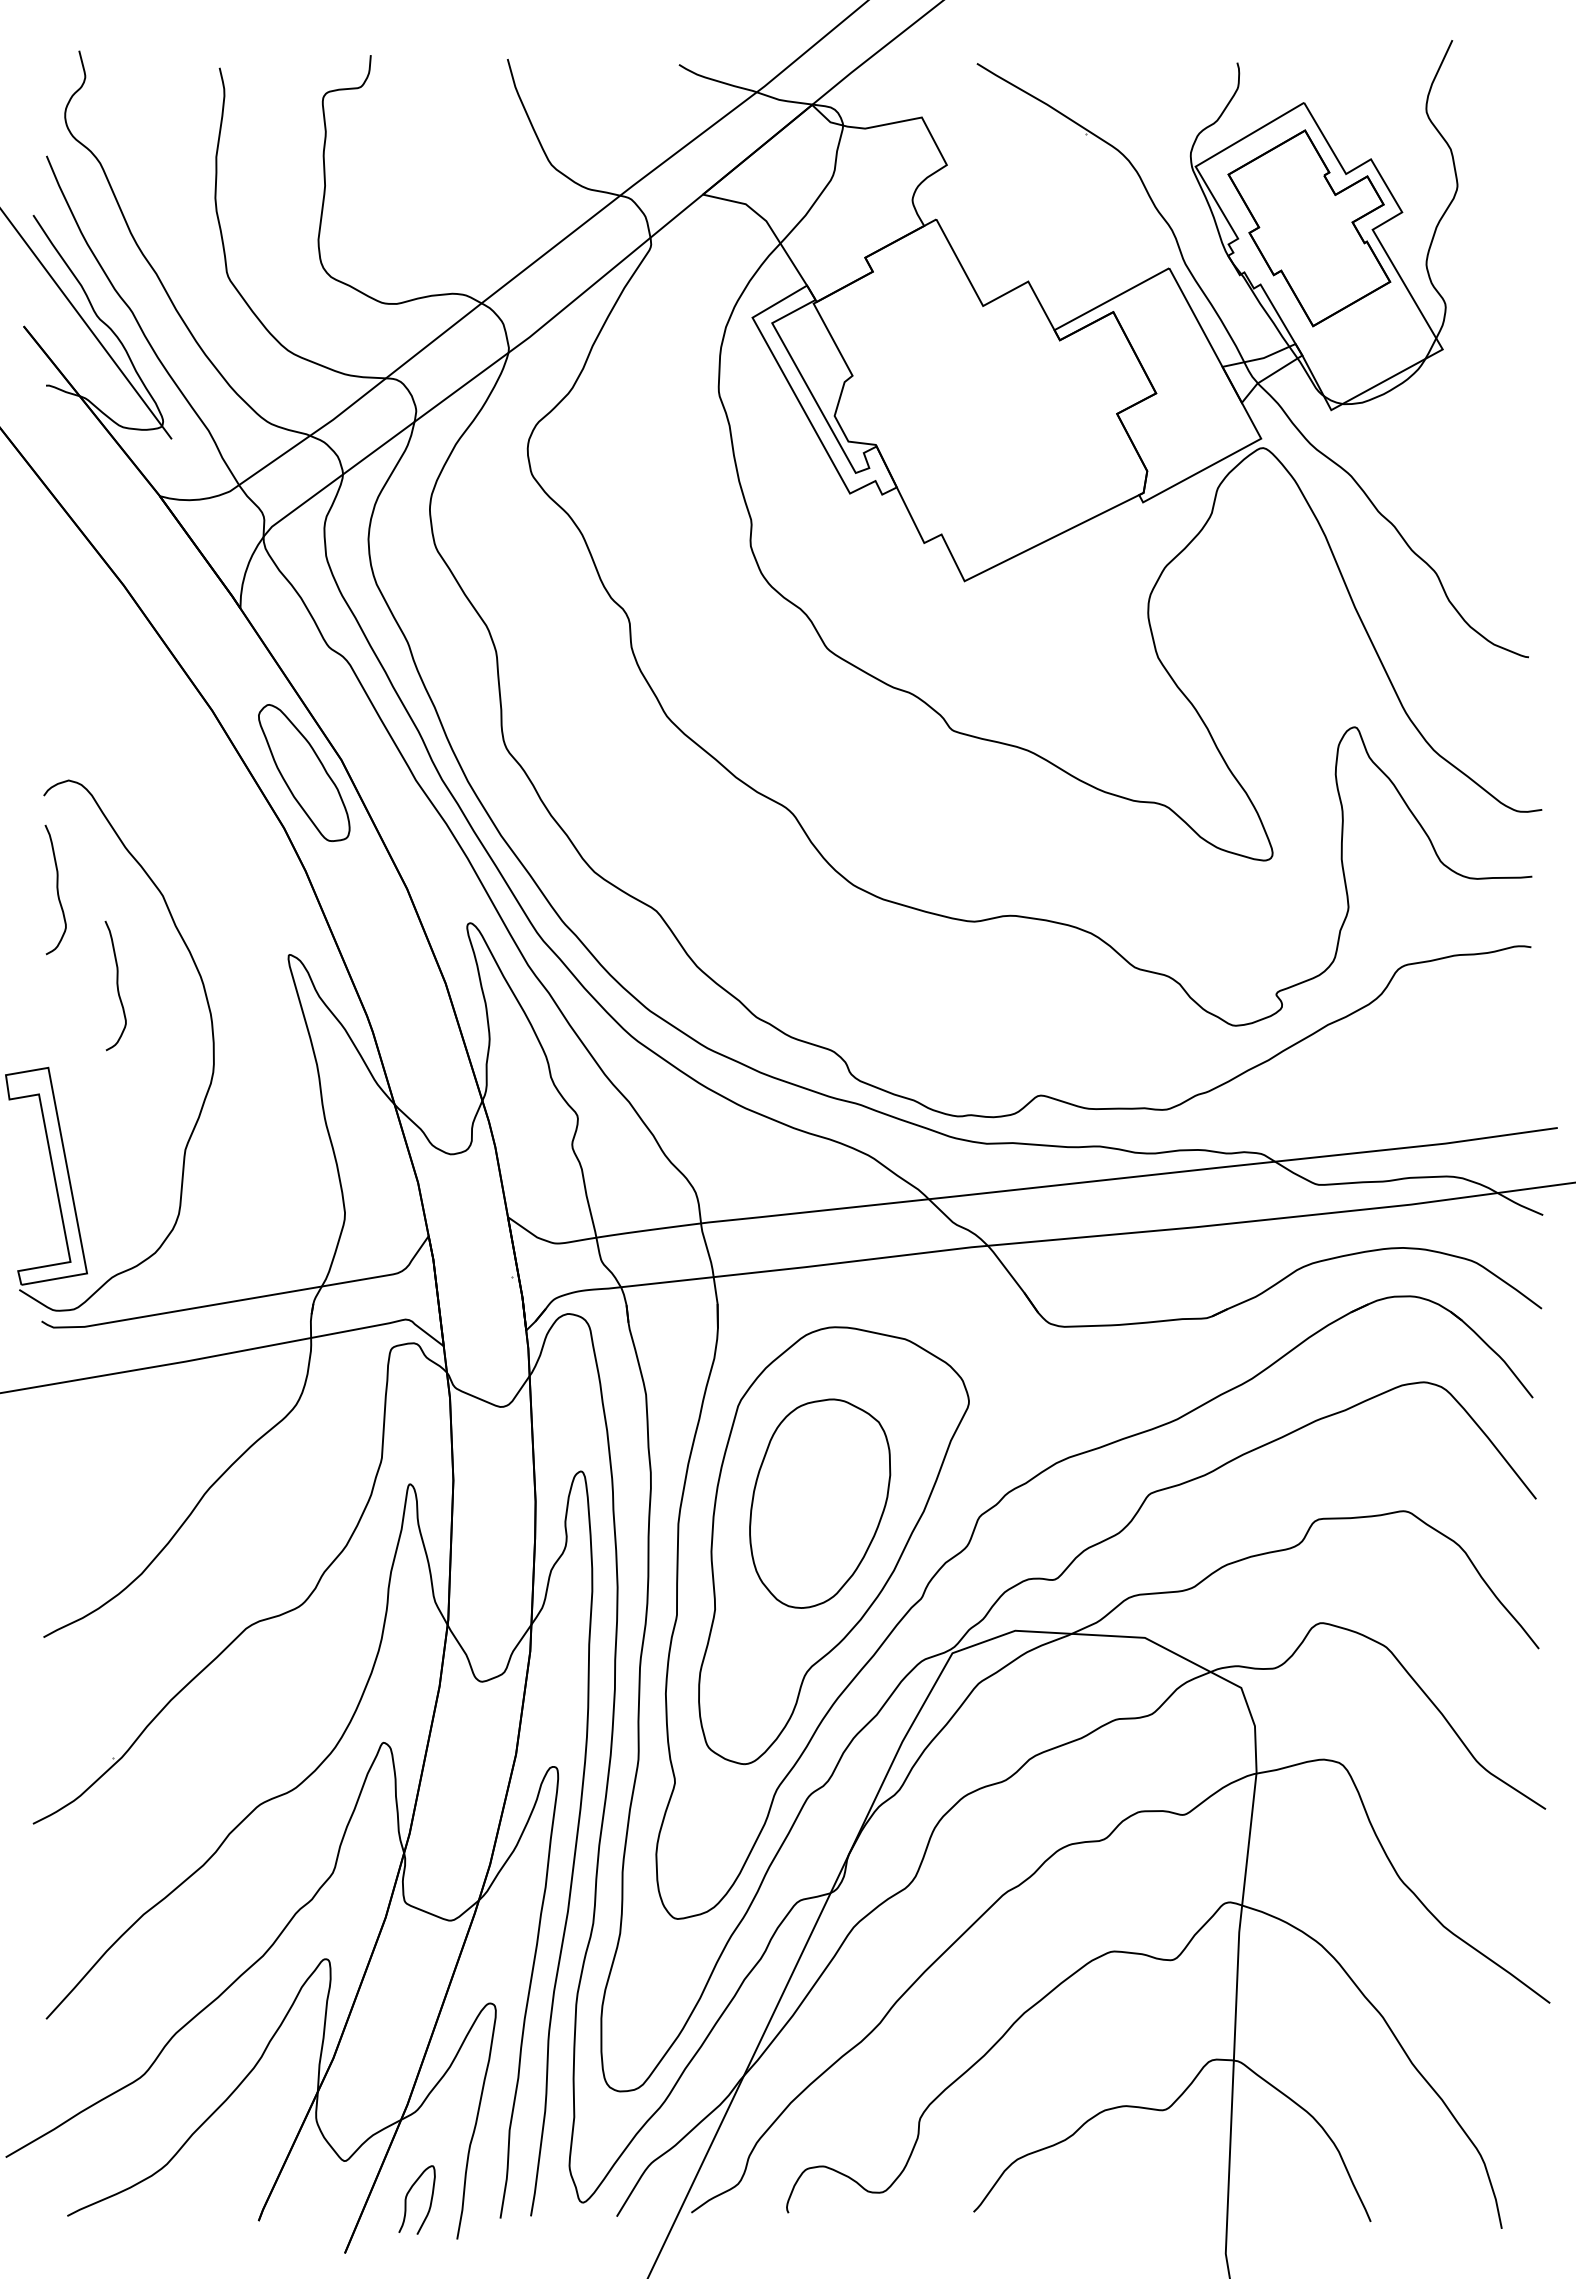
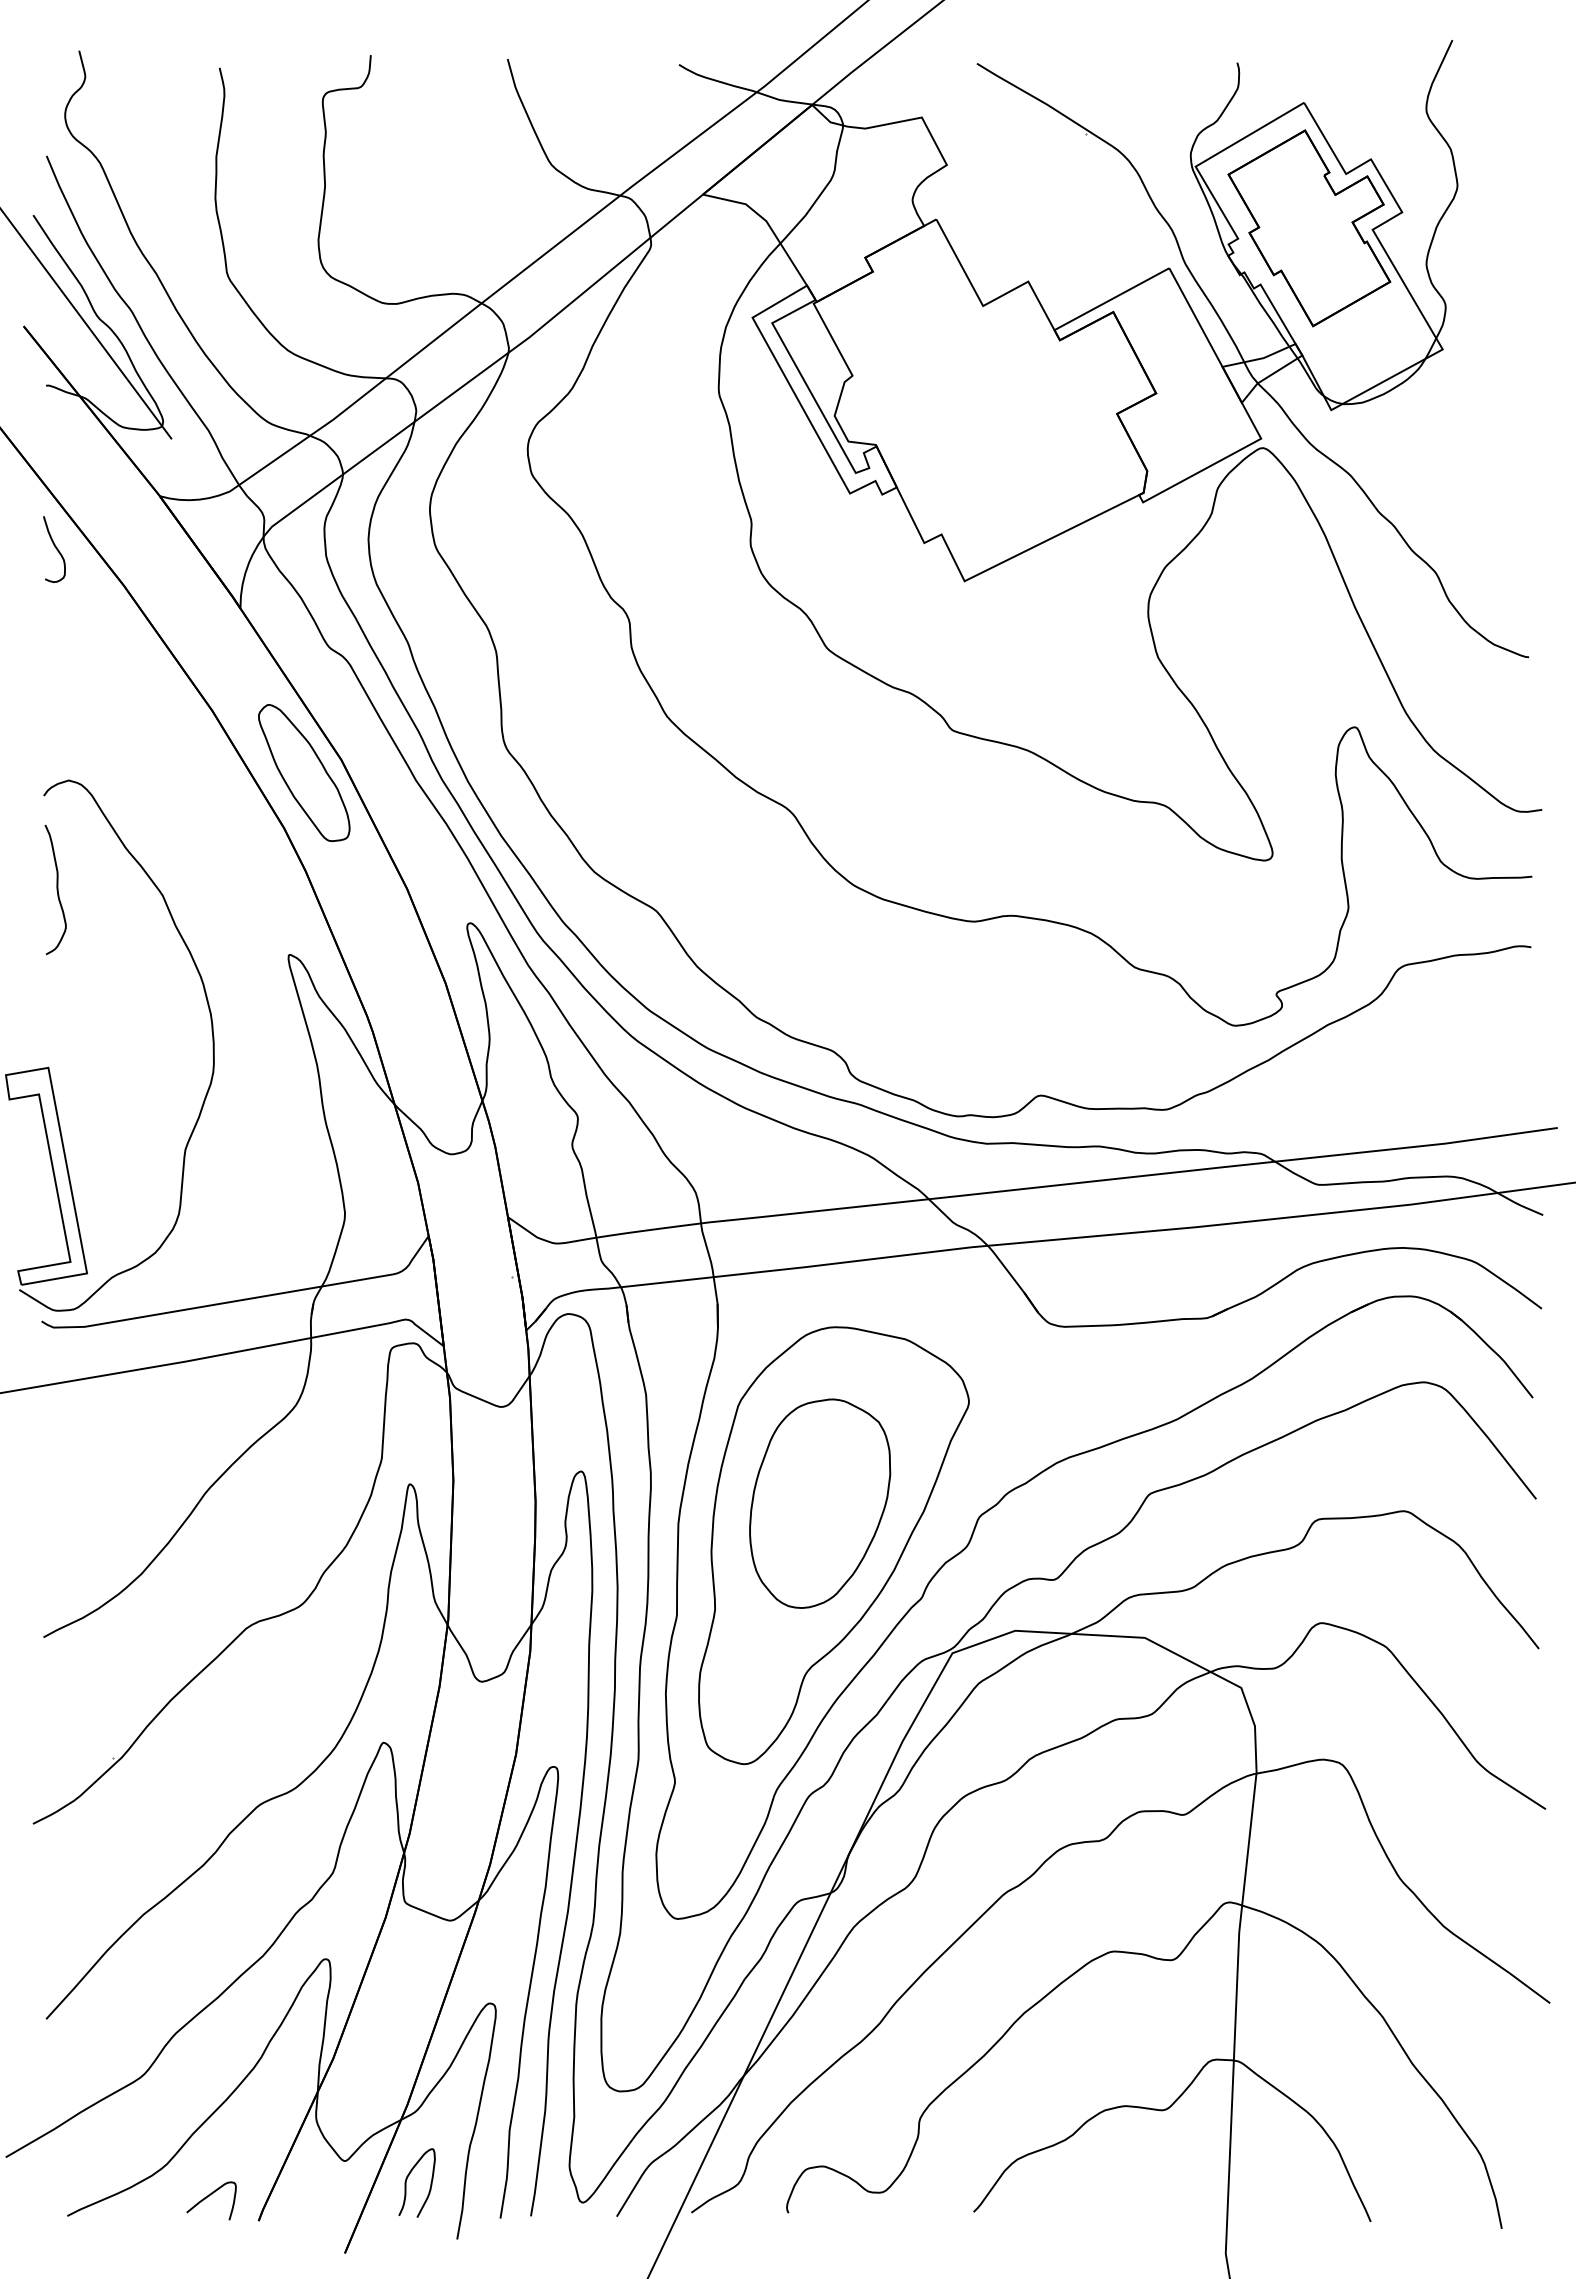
curve: none -> present (55, 548)
curve: present -> none (116, 986)
curve position: (408, 2194) -> (408, 2177) (408, 2177)
curve: none -> present (208, 2197)
